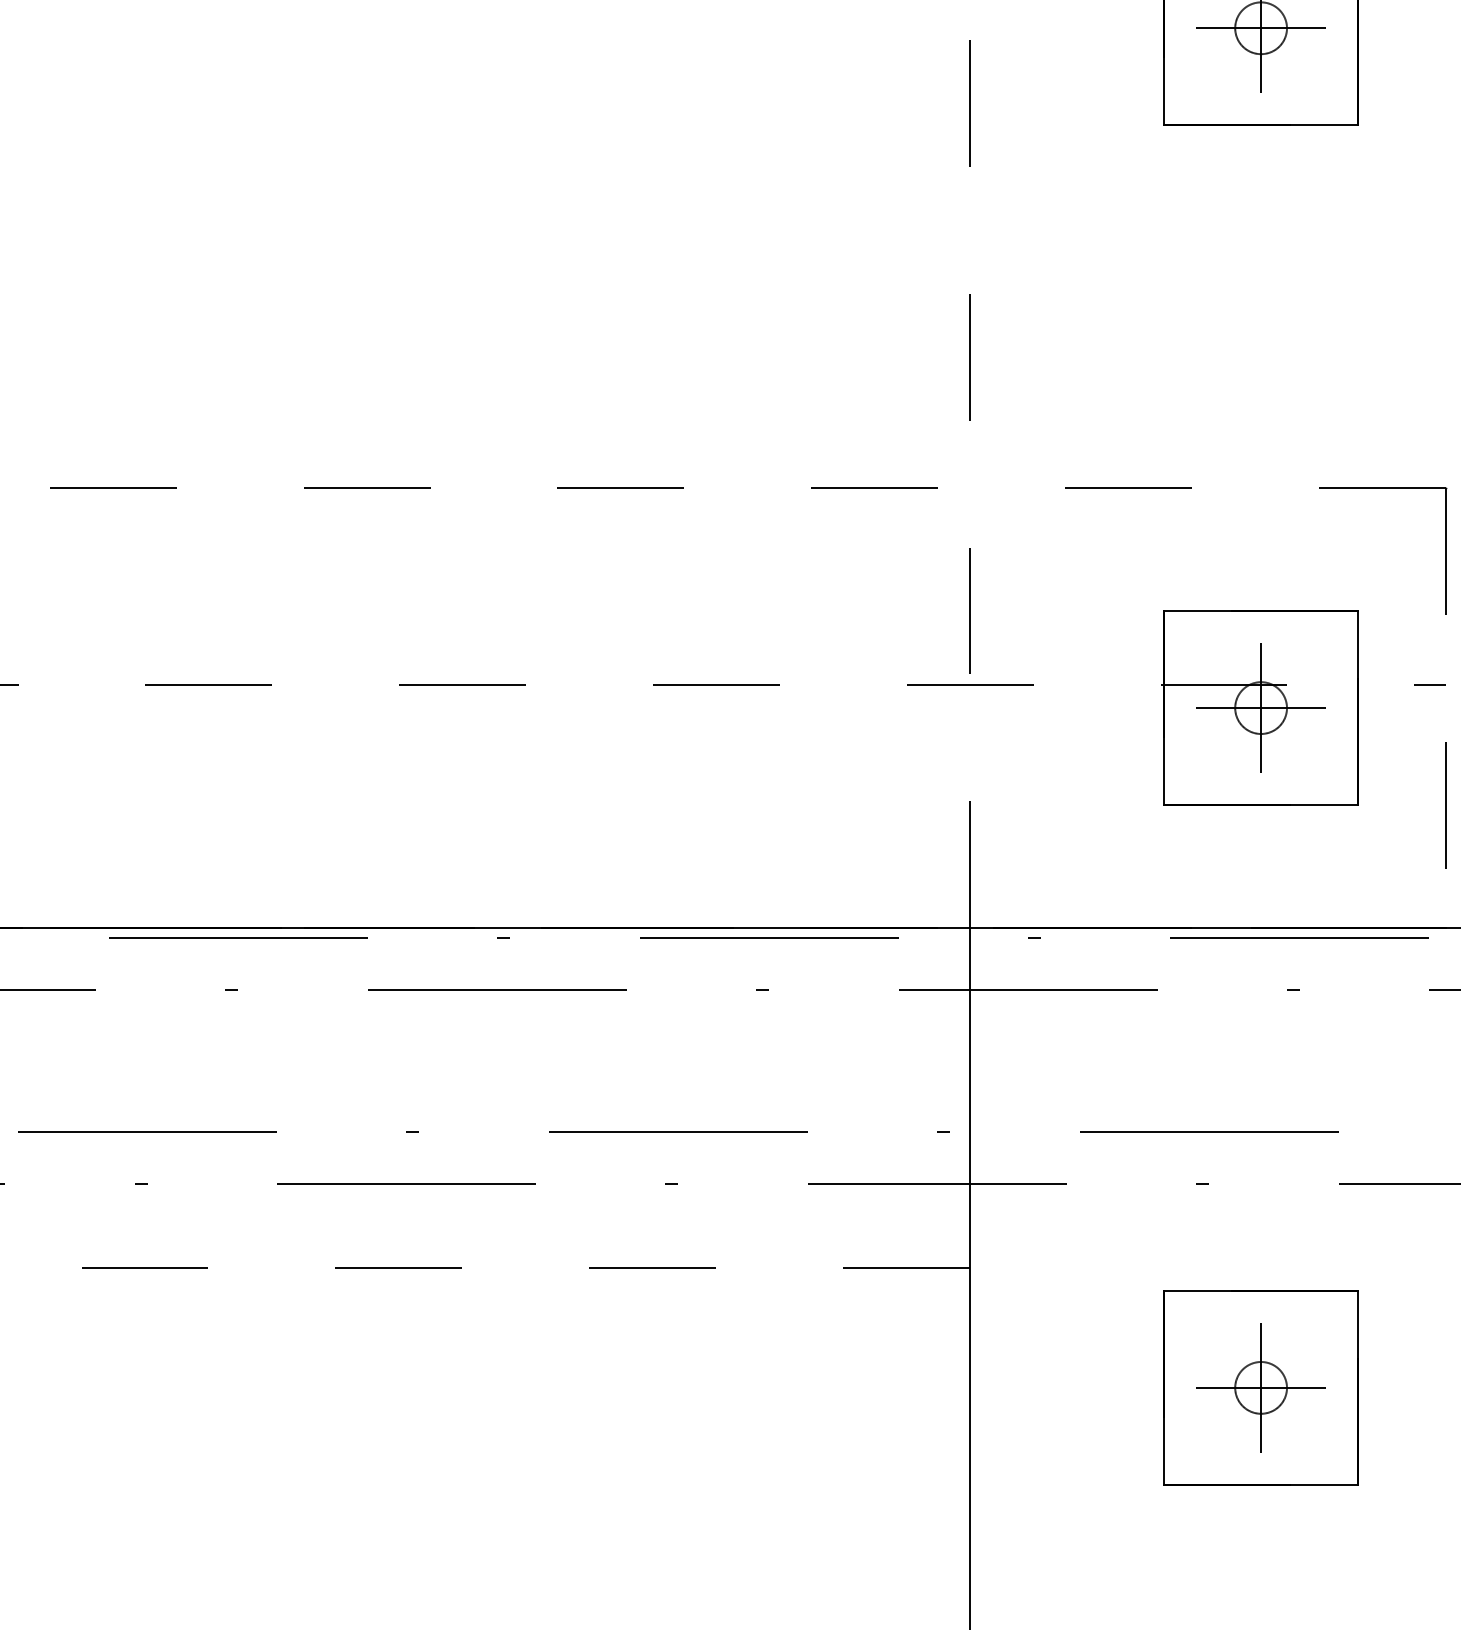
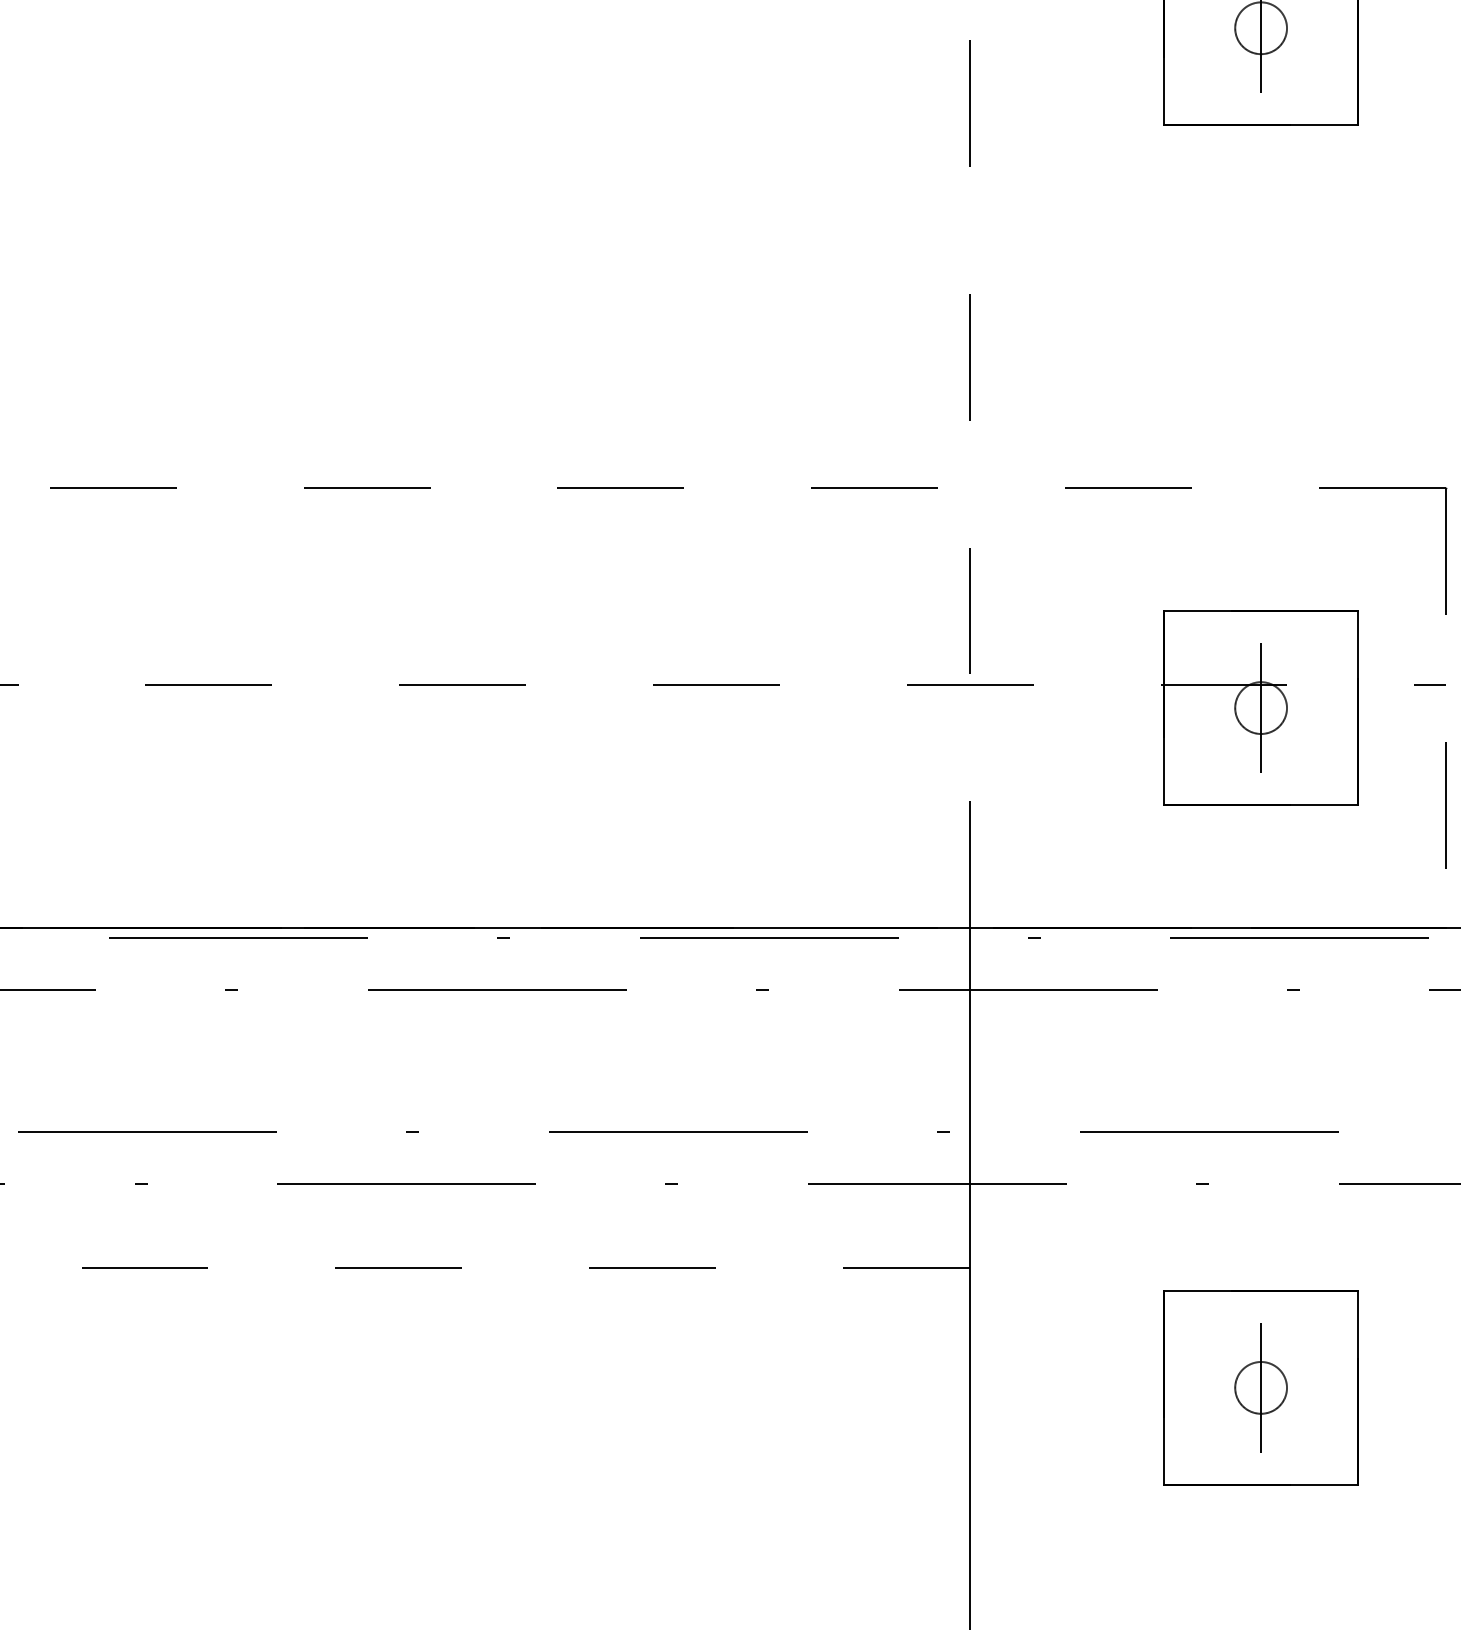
line: present -> none (1260, 28)
line: present -> none (1260, 708)
line: present -> none (1260, 1387)
